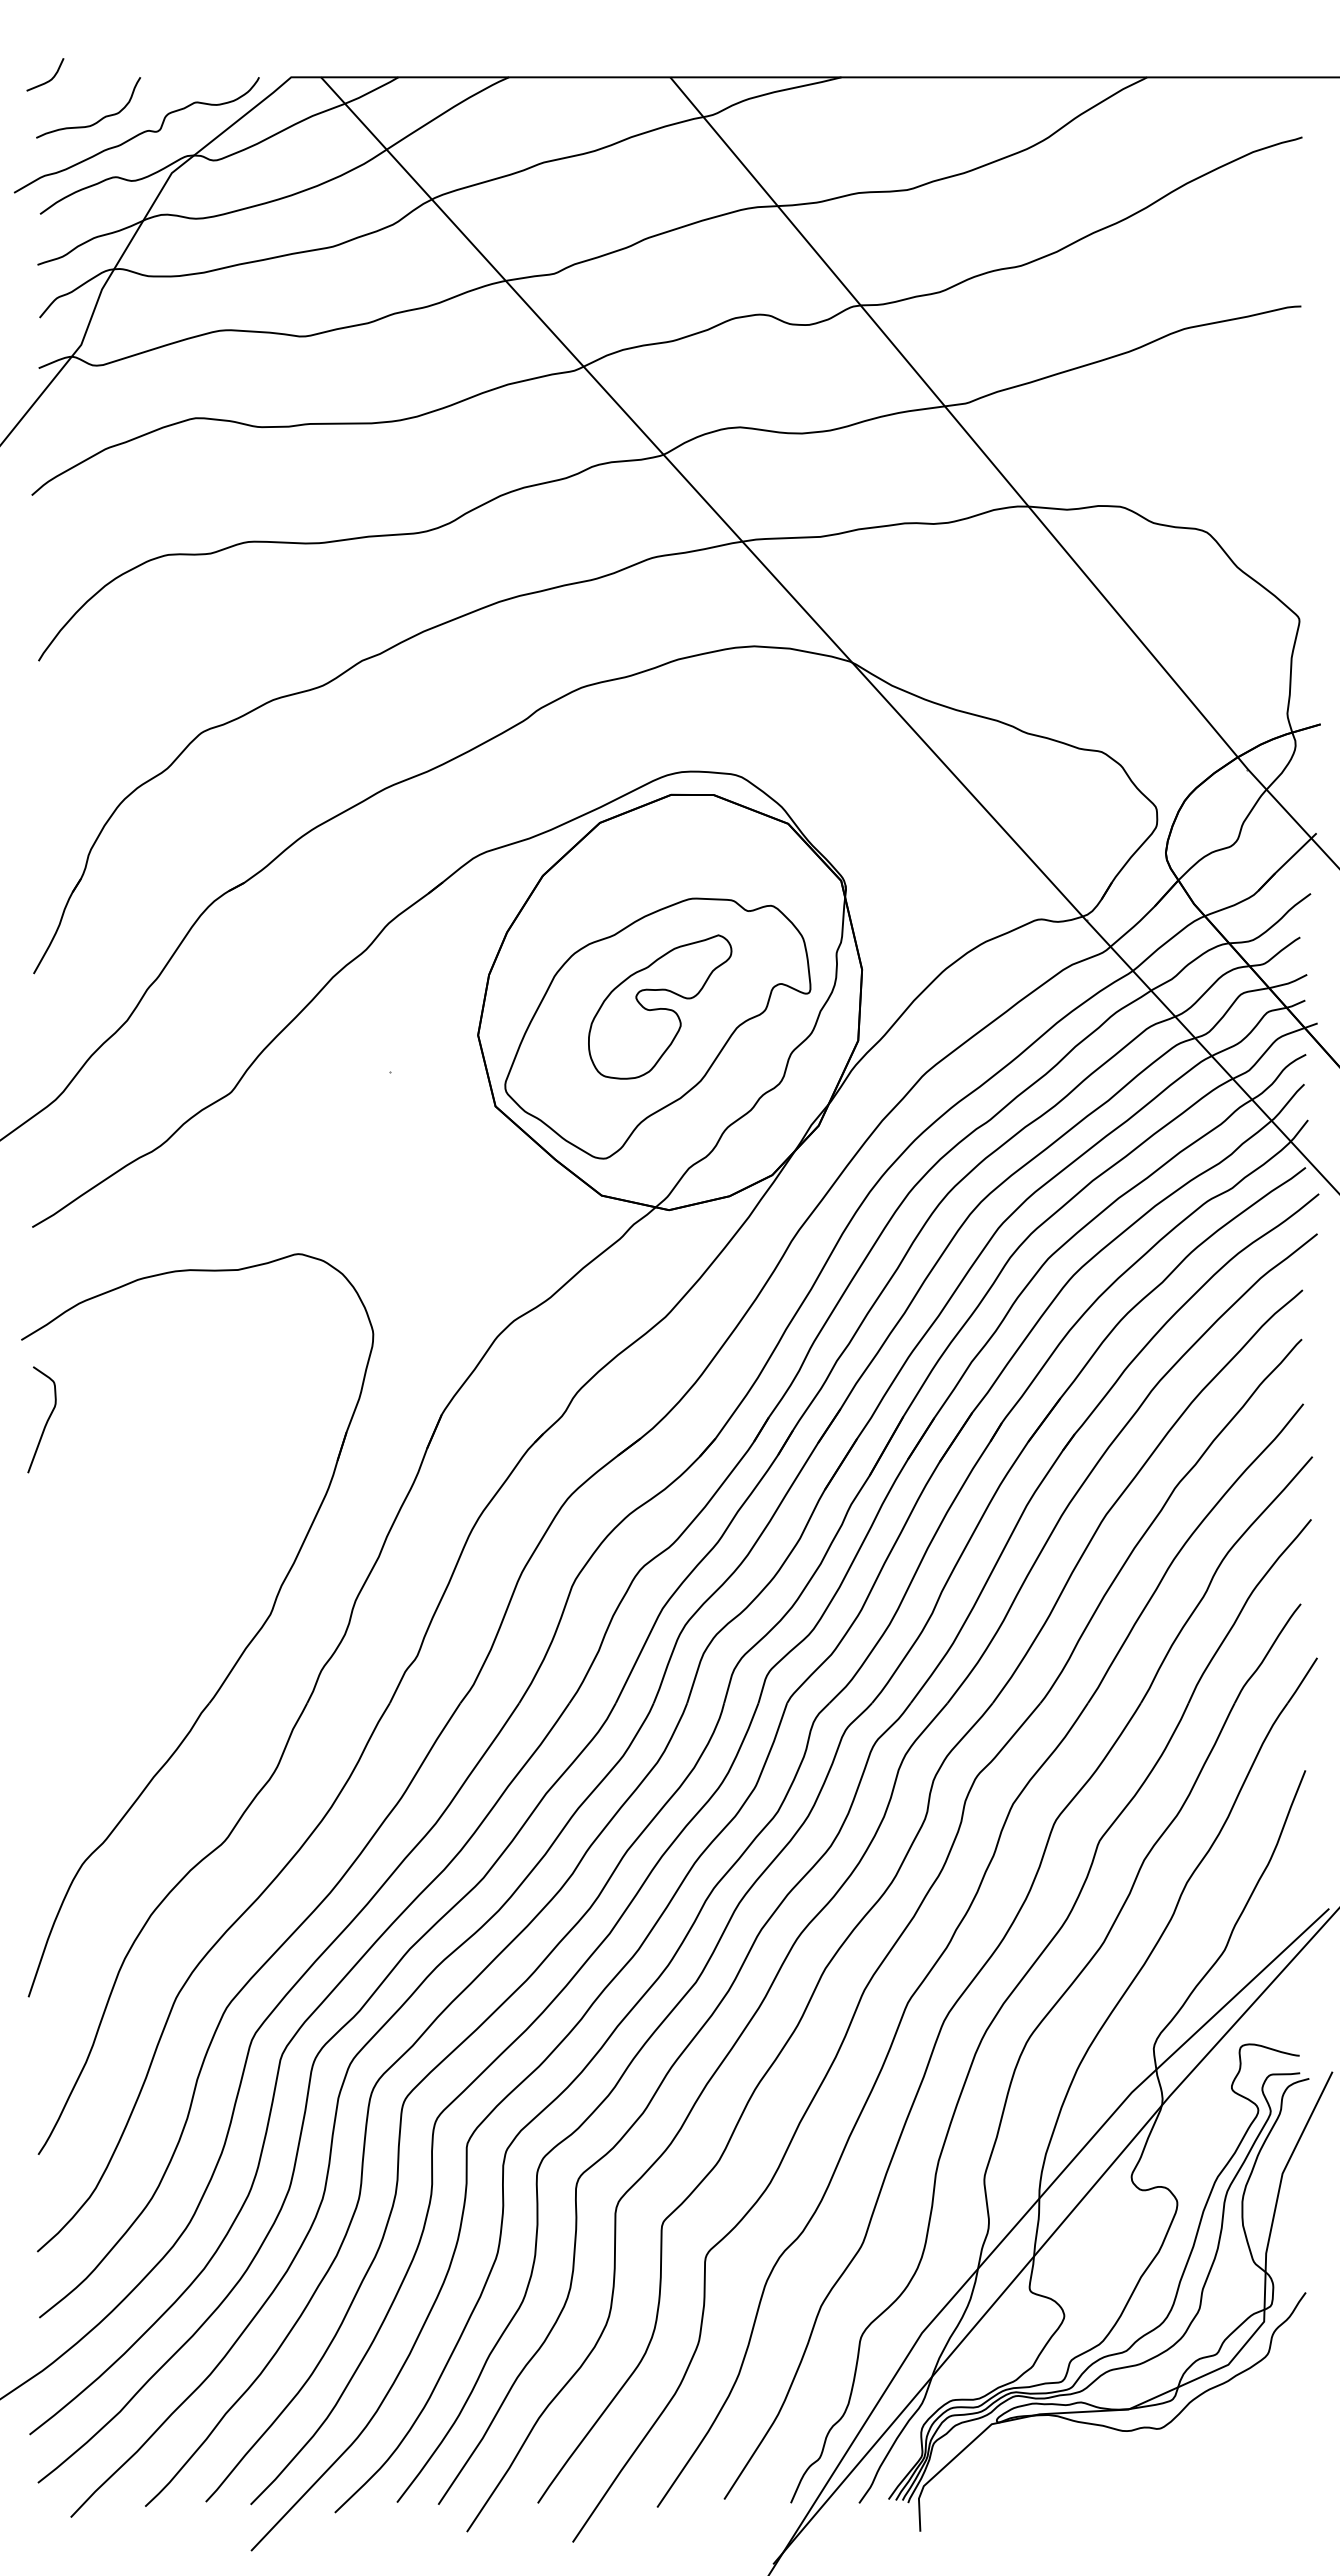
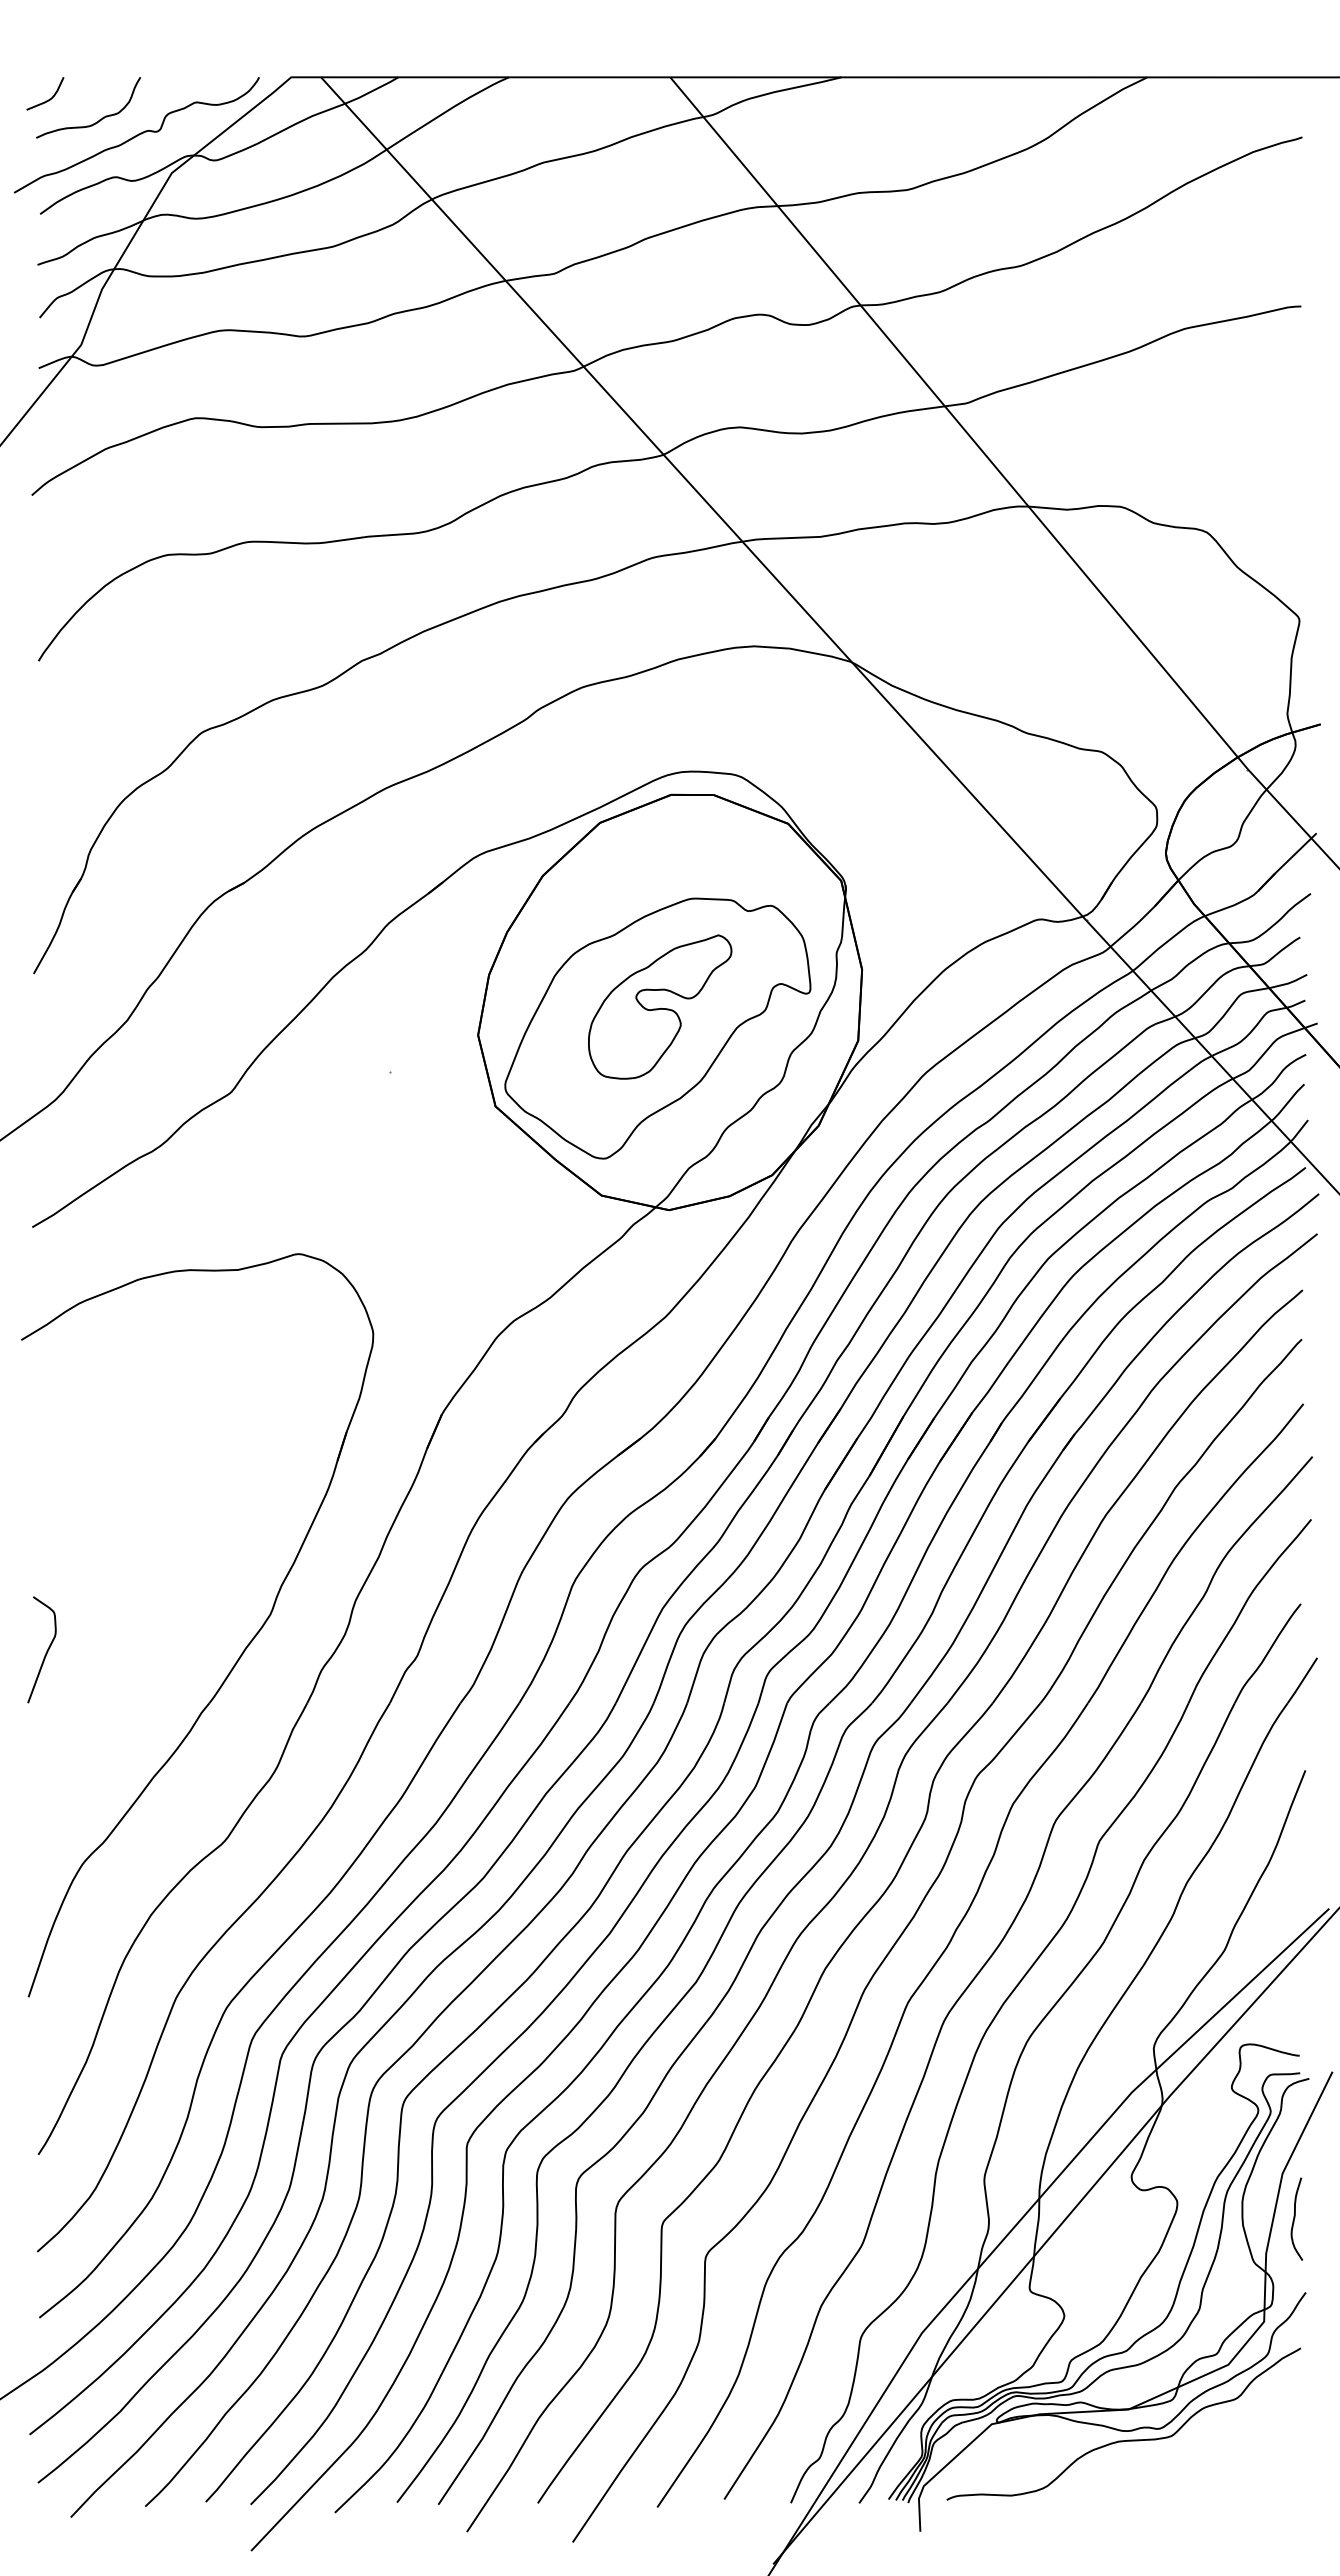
curve position: (49, 79) -> (49, 98) (49, 98)
curve position: (46, 1420) -> (46, 1650) (46, 1650)
curve: none -> present (1295, 2218)
curve: none -> present (1128, 2439)
